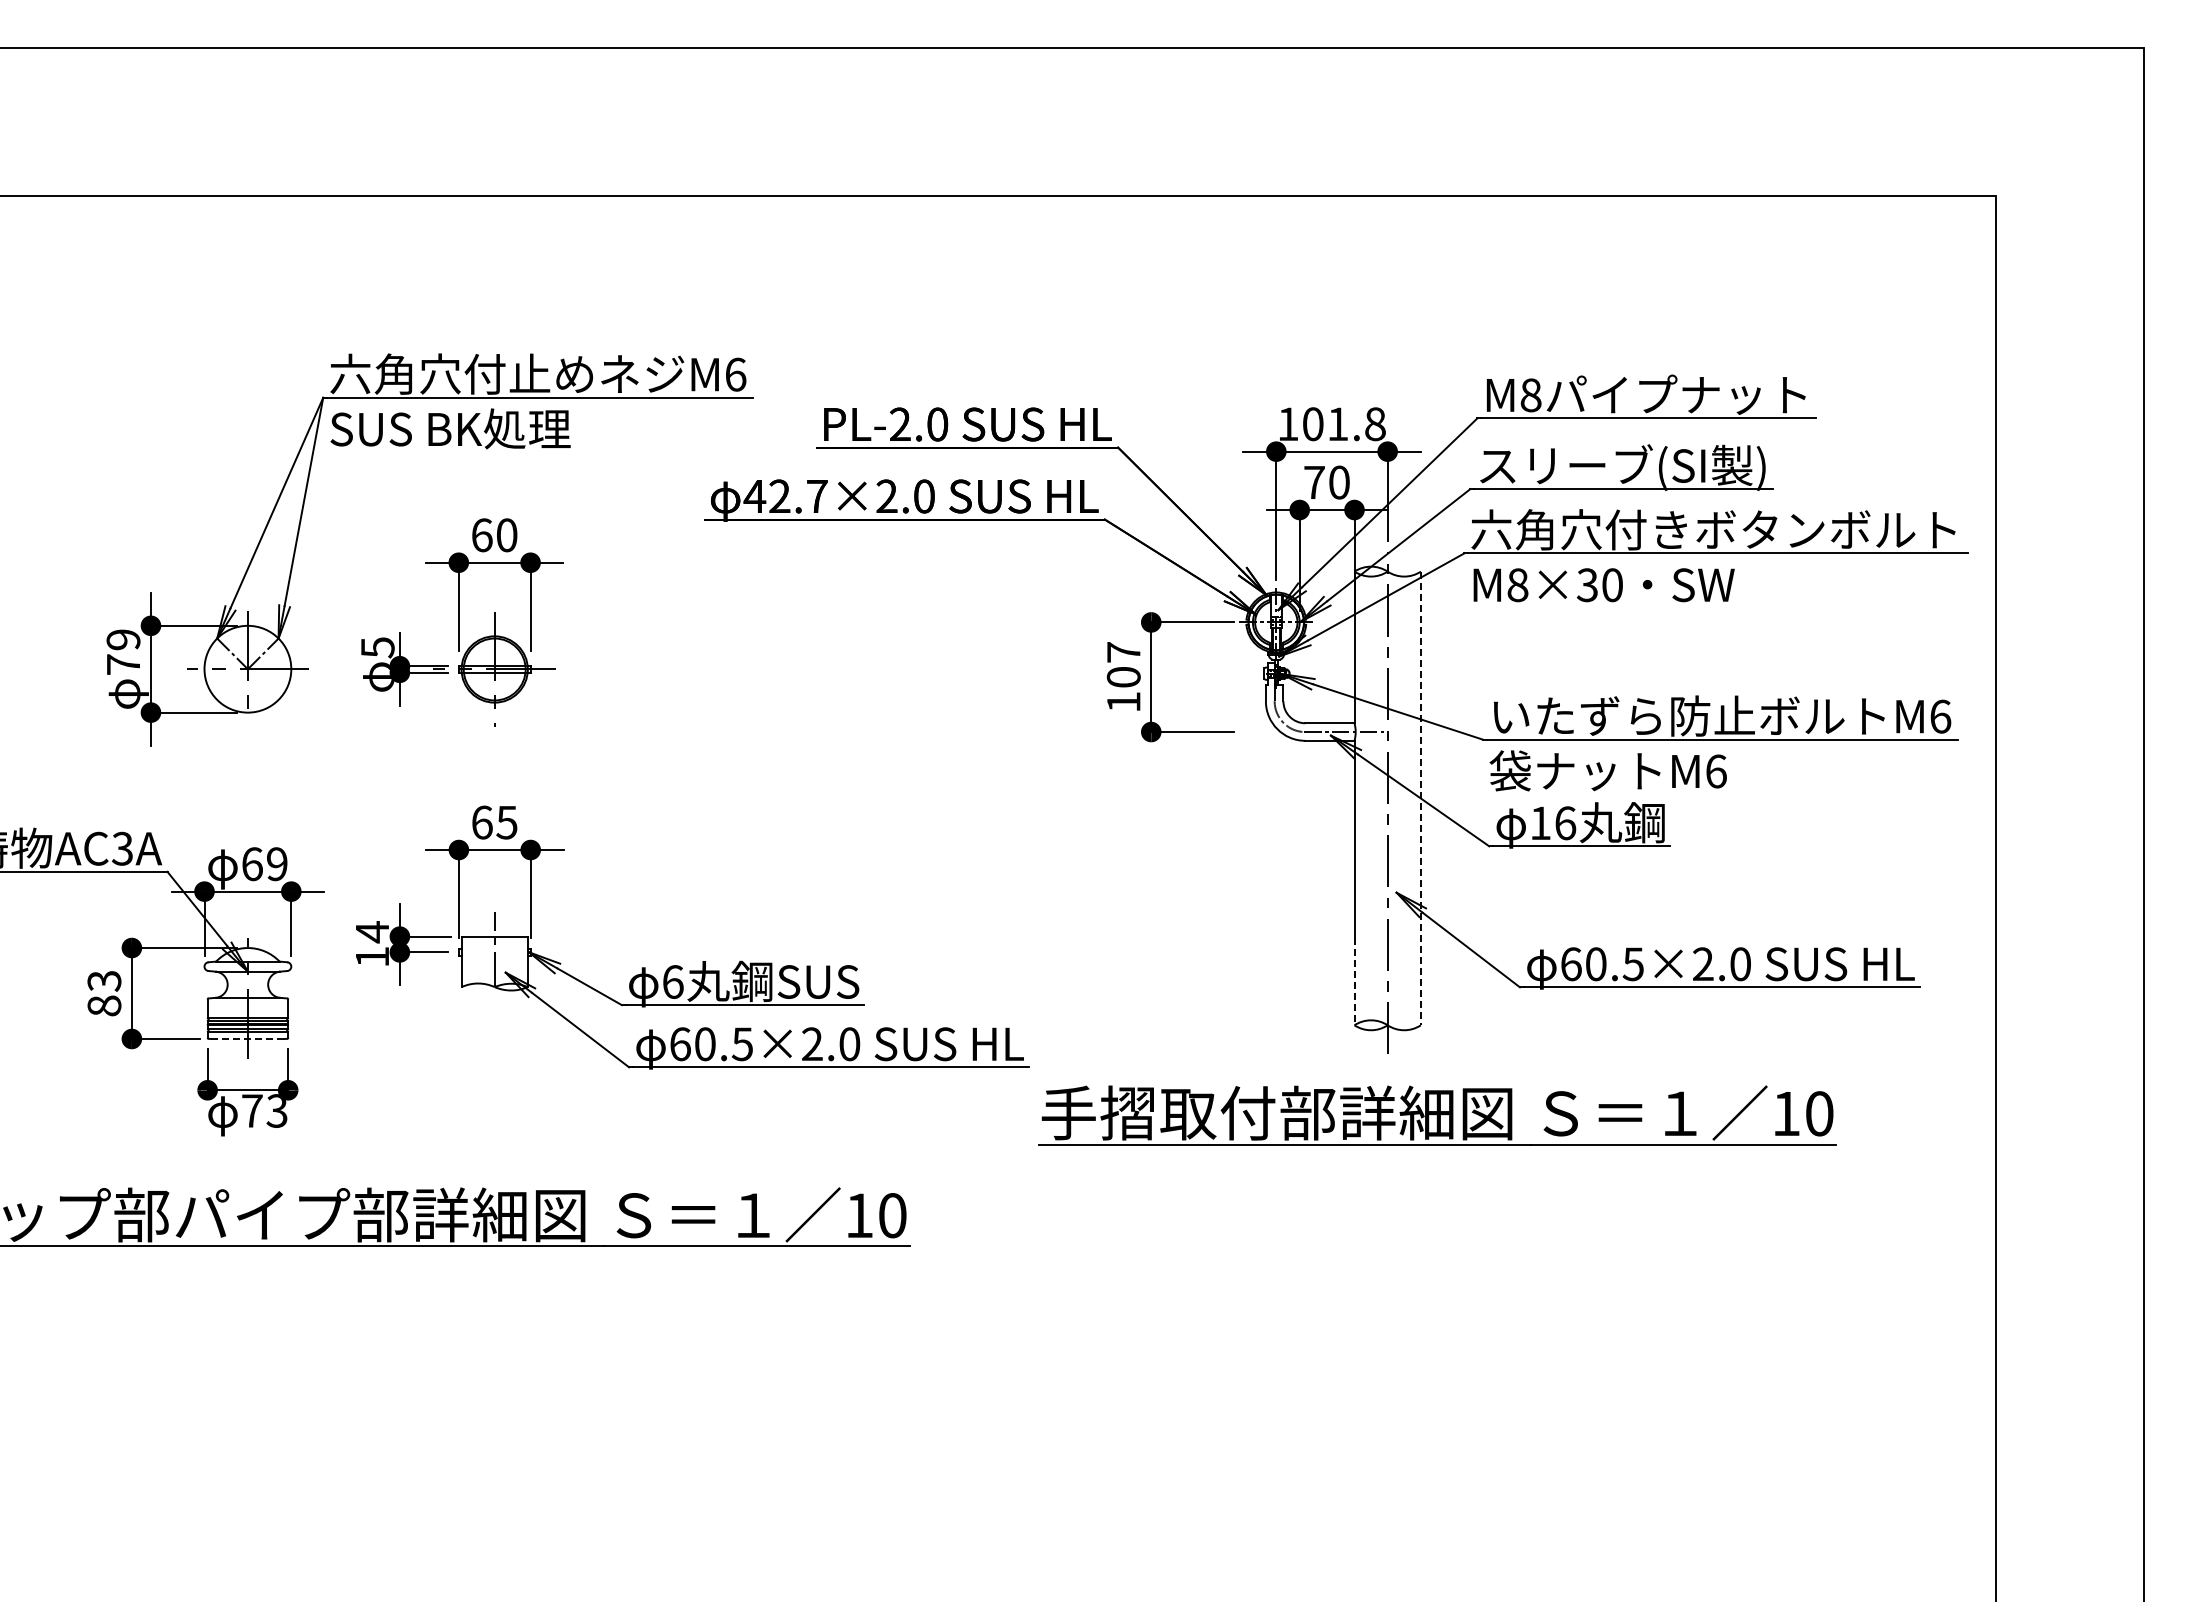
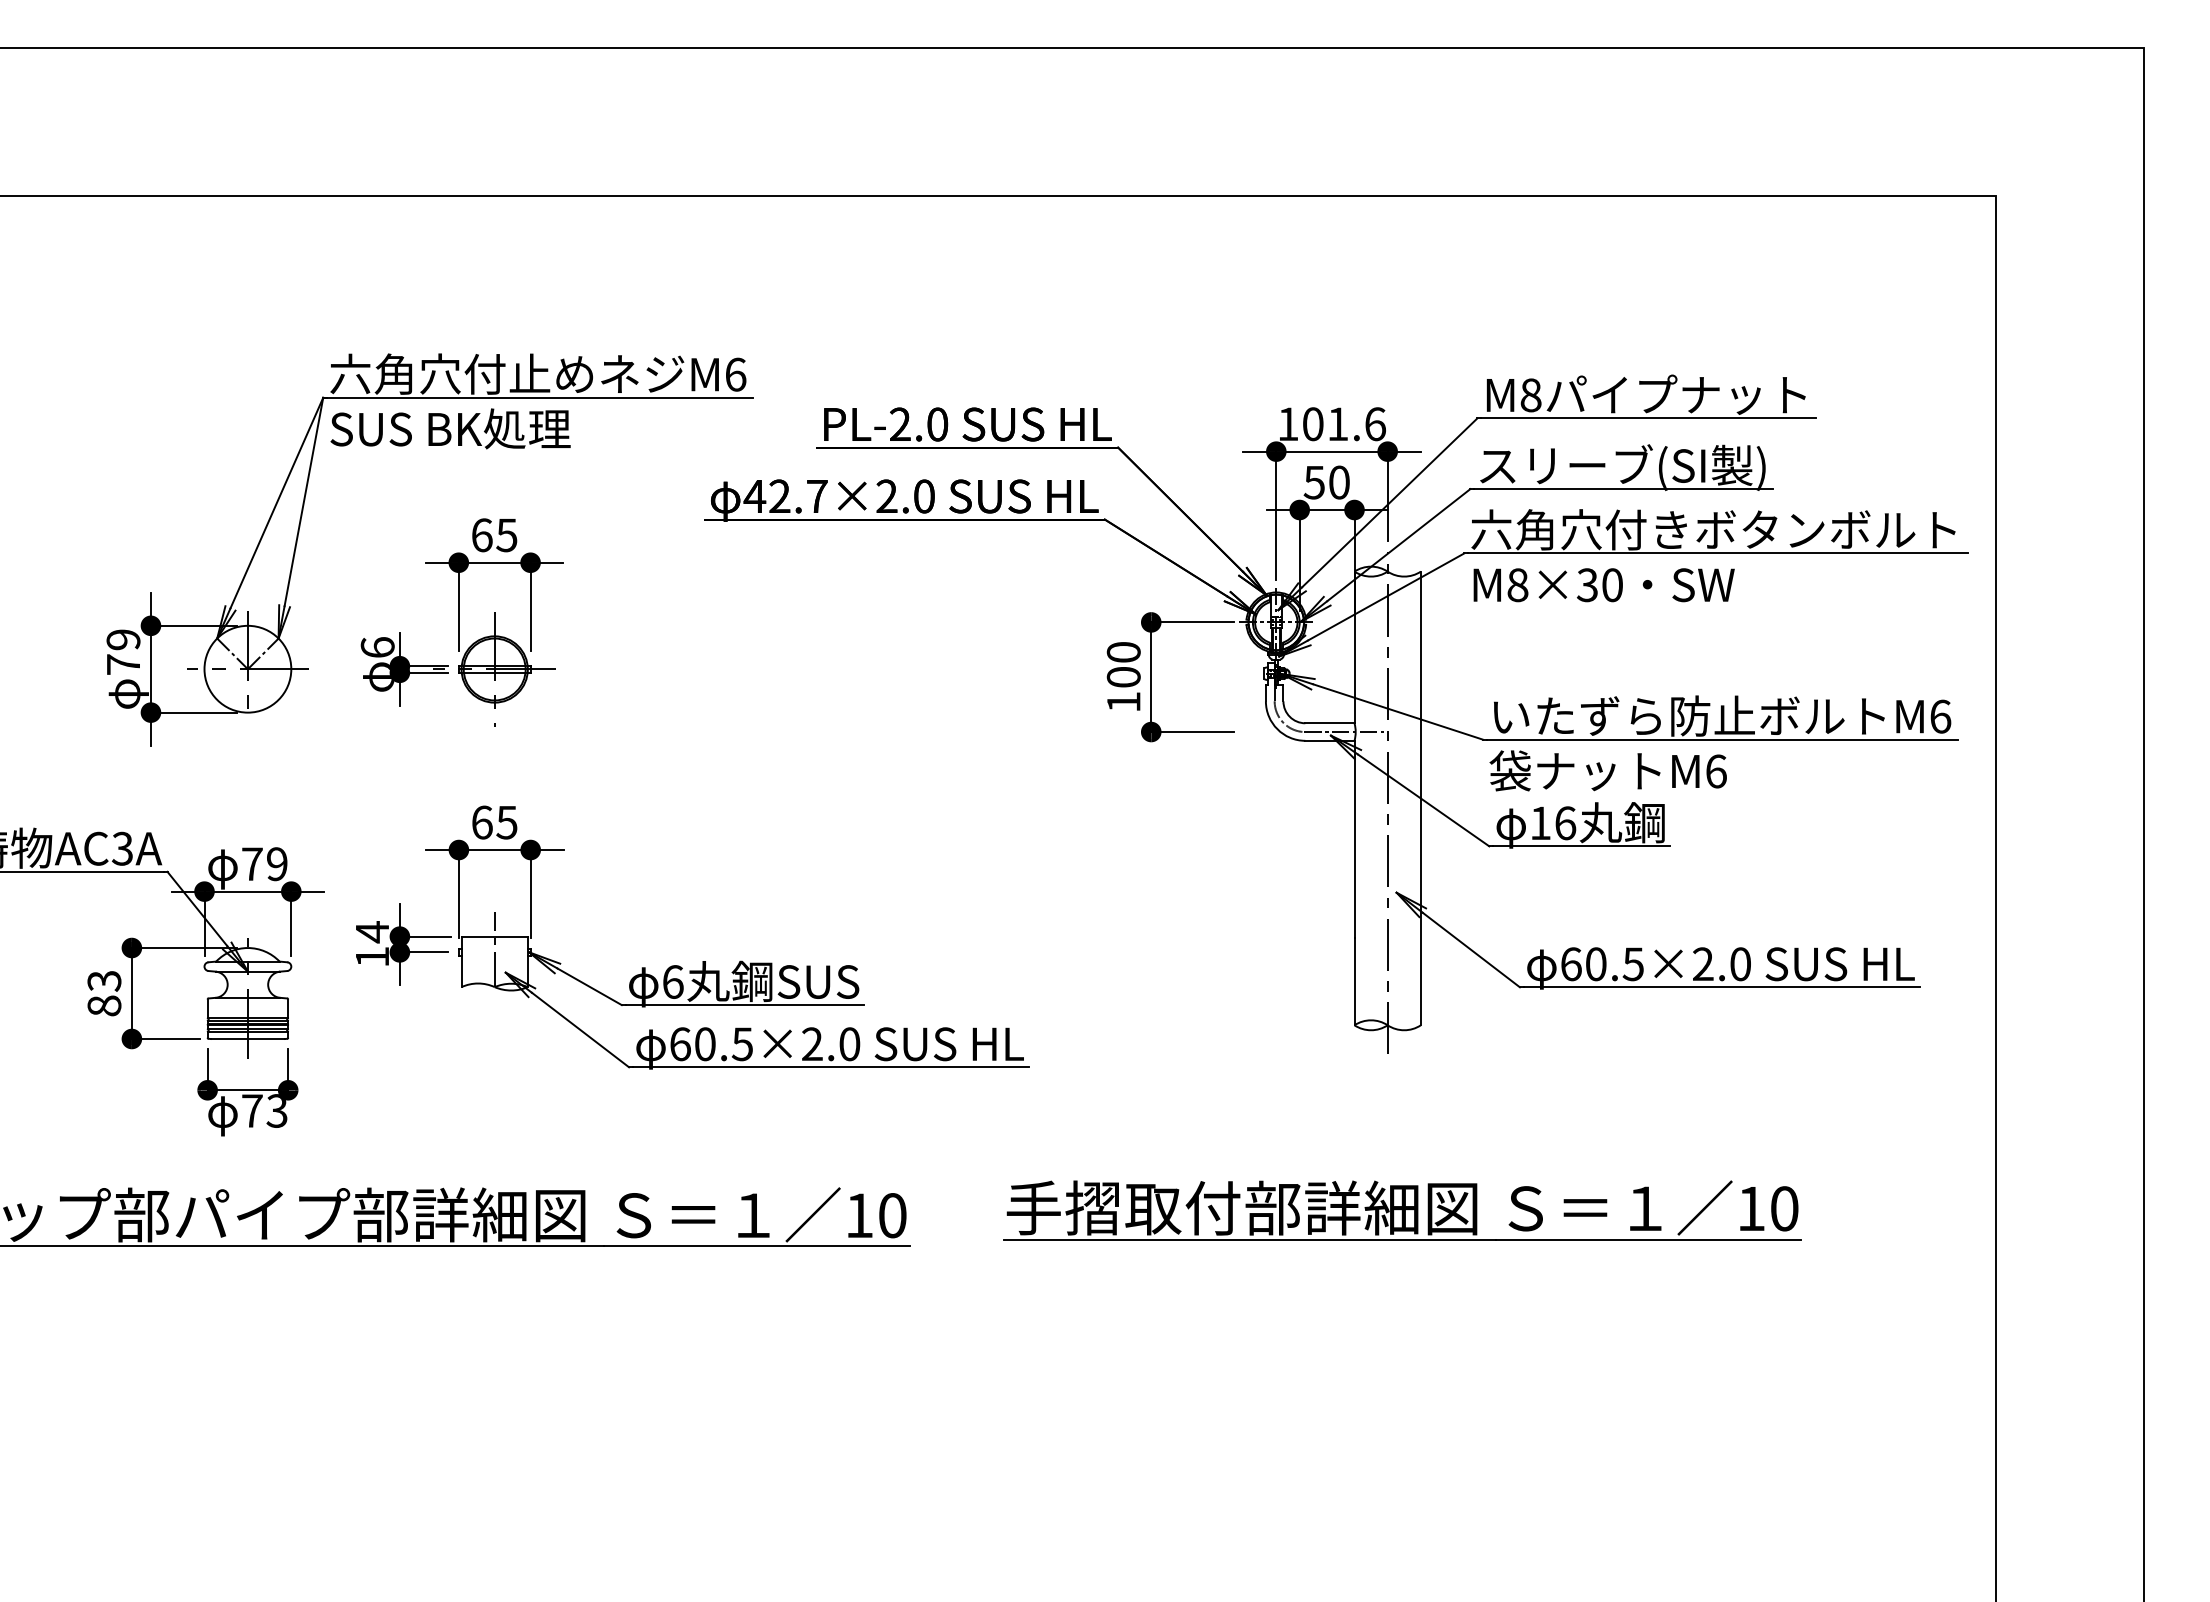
text: 101.8 -> 101.6 (1375, 424)
text: 70 -> 50 (1313, 482)
text: 60 -> 65 (506, 535)
text: 5 -> 6 (377, 647)
text: 107 -> 100 (1123, 652)
line: dashed -> solid (1420, 798)
text: 69 -> 79 (252, 864)
line: dashed -> solid (1354, 981)
line: dashed -> solid (247, 1039)
part position: (1437, 1115) -> (1402, 1210) (1402, 1210)
